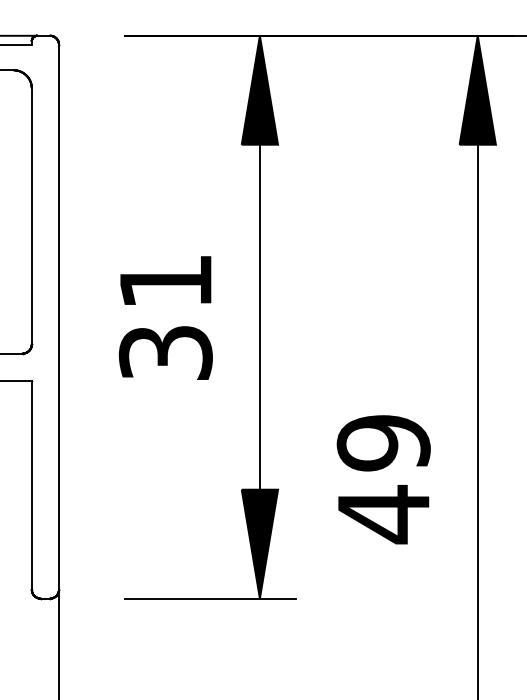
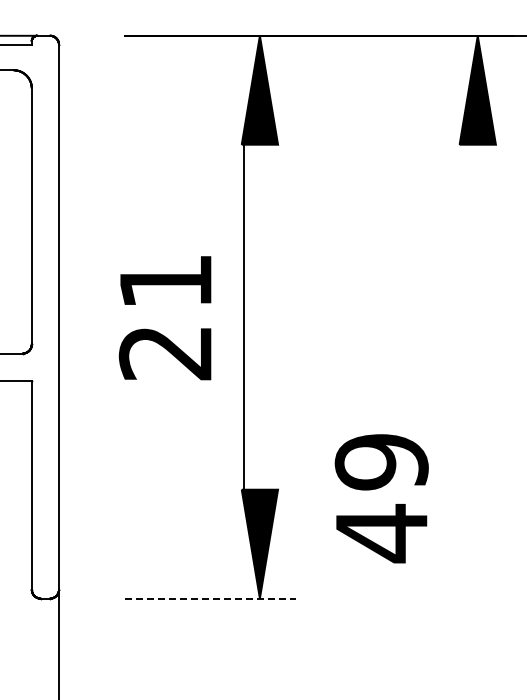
line position: (259, 316) -> (243, 316) (243, 316)
text: 31 -> 21 (165, 353)
line: present -> none (477, 420)
text position: (383, 479) -> (381, 498) (381, 498)
line: solid -> dashed (211, 598)
